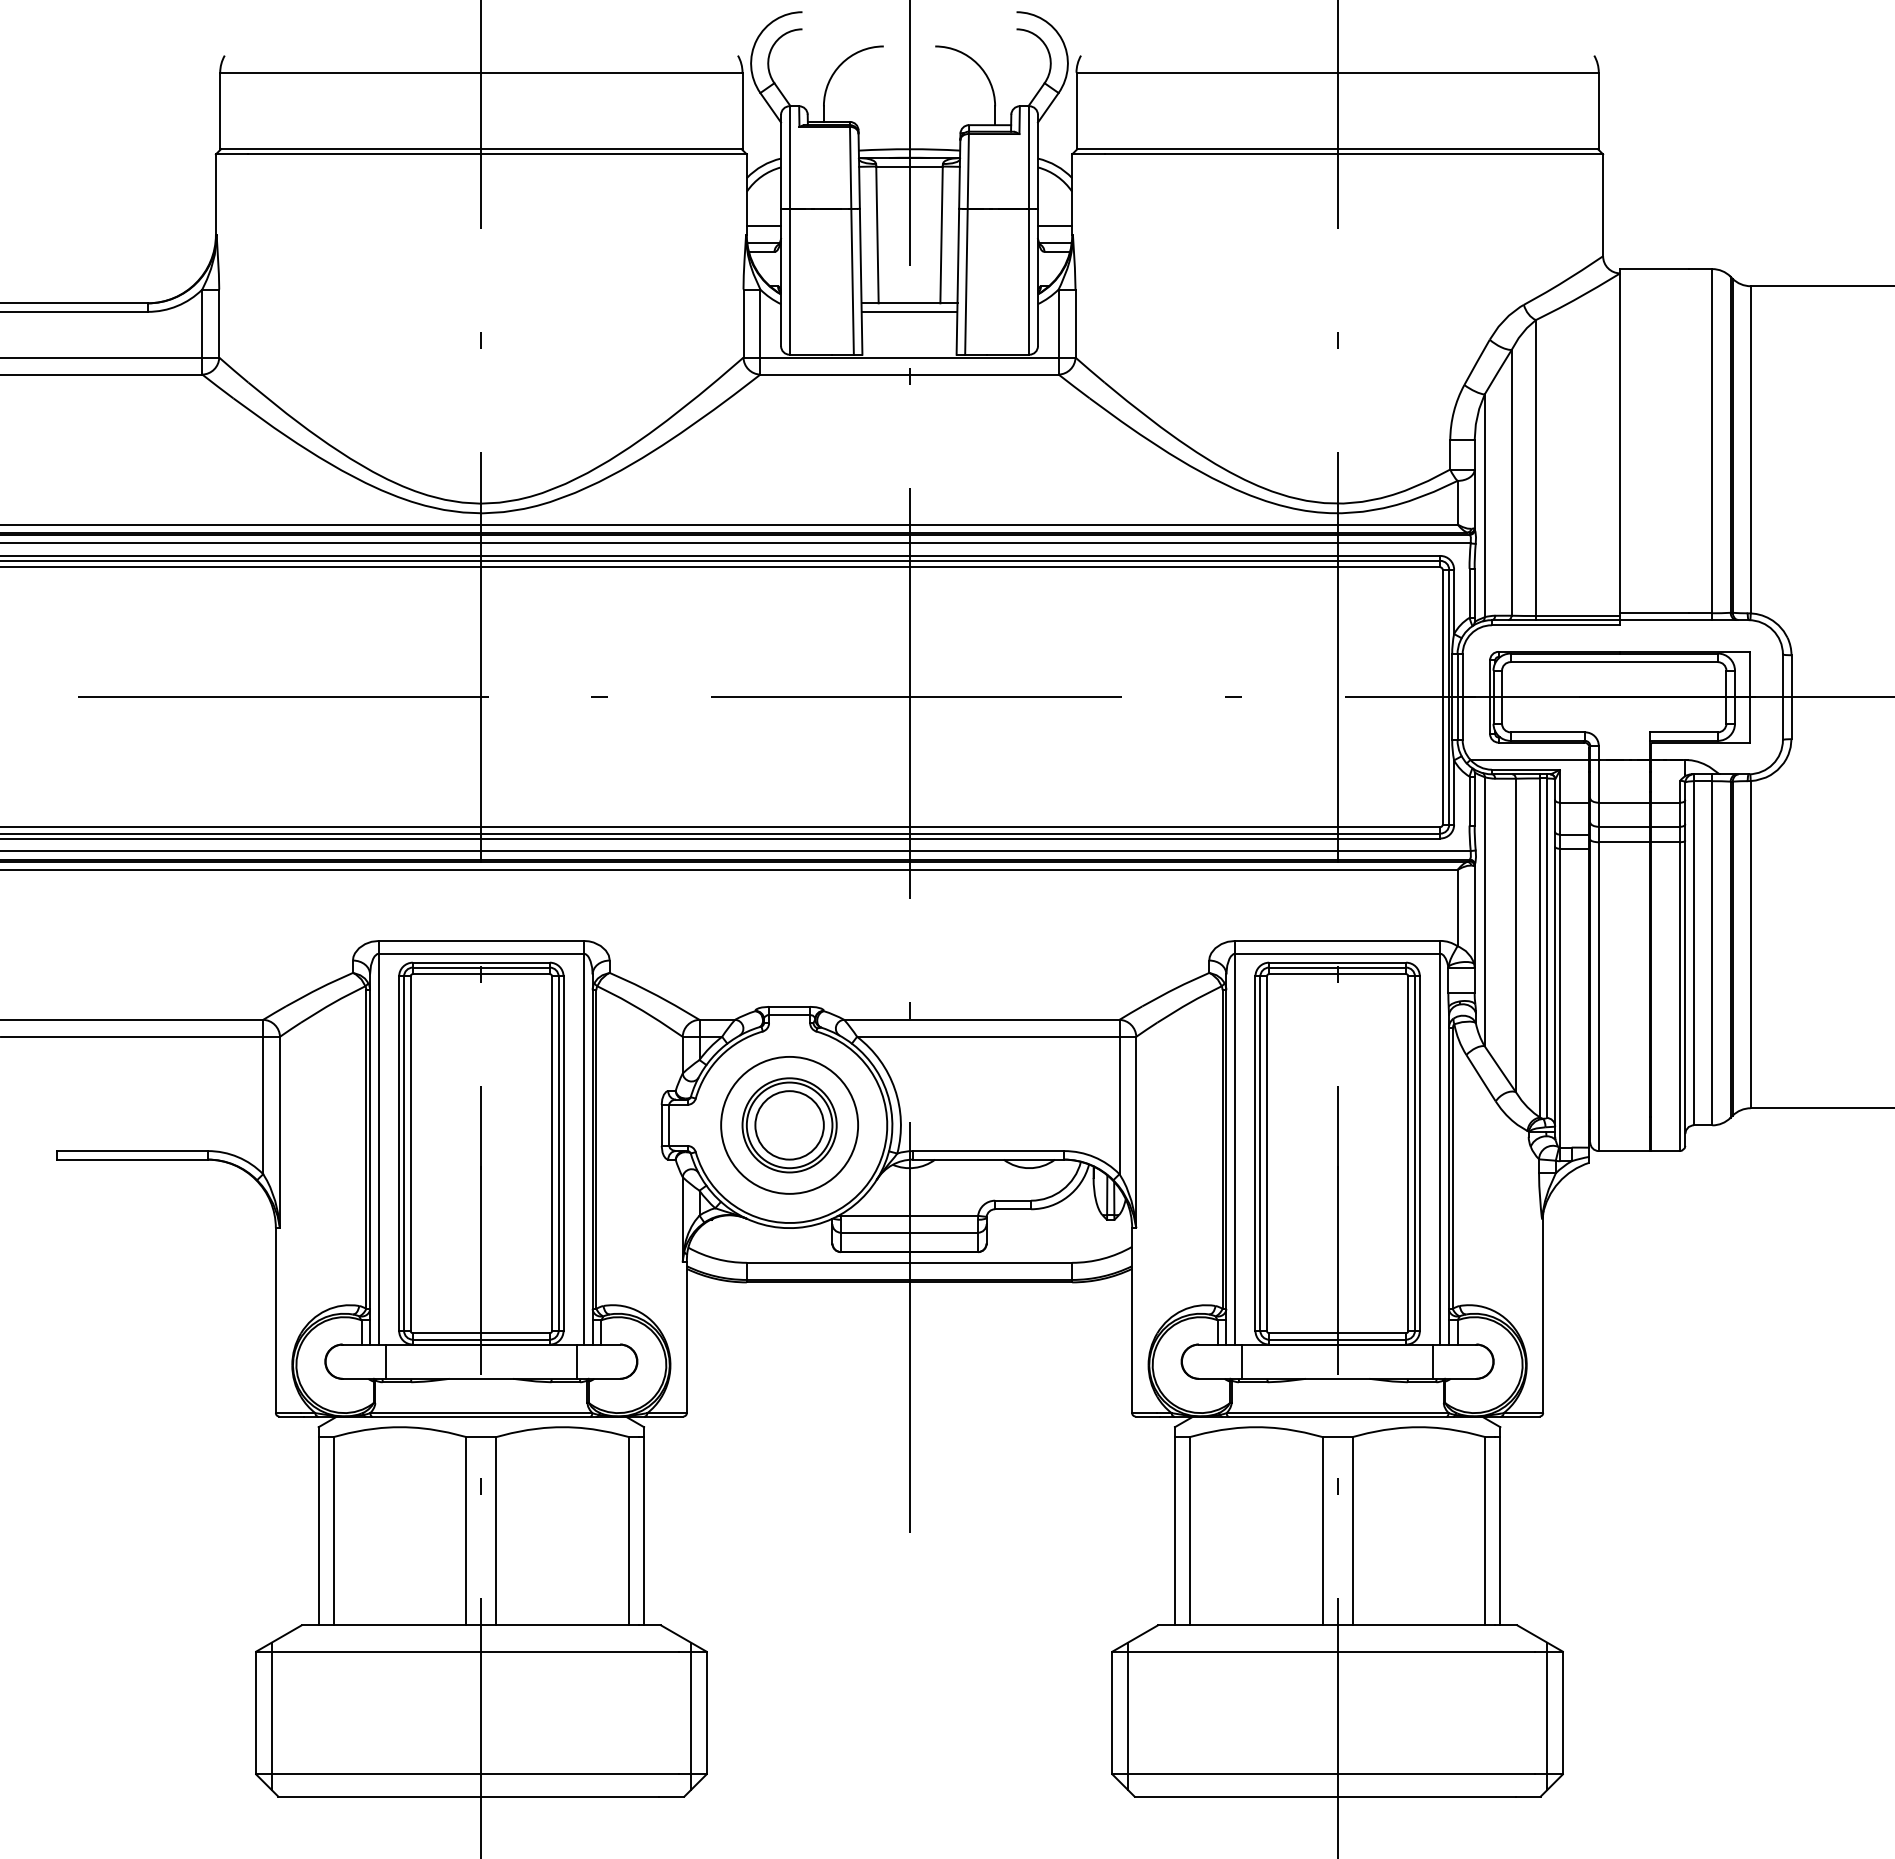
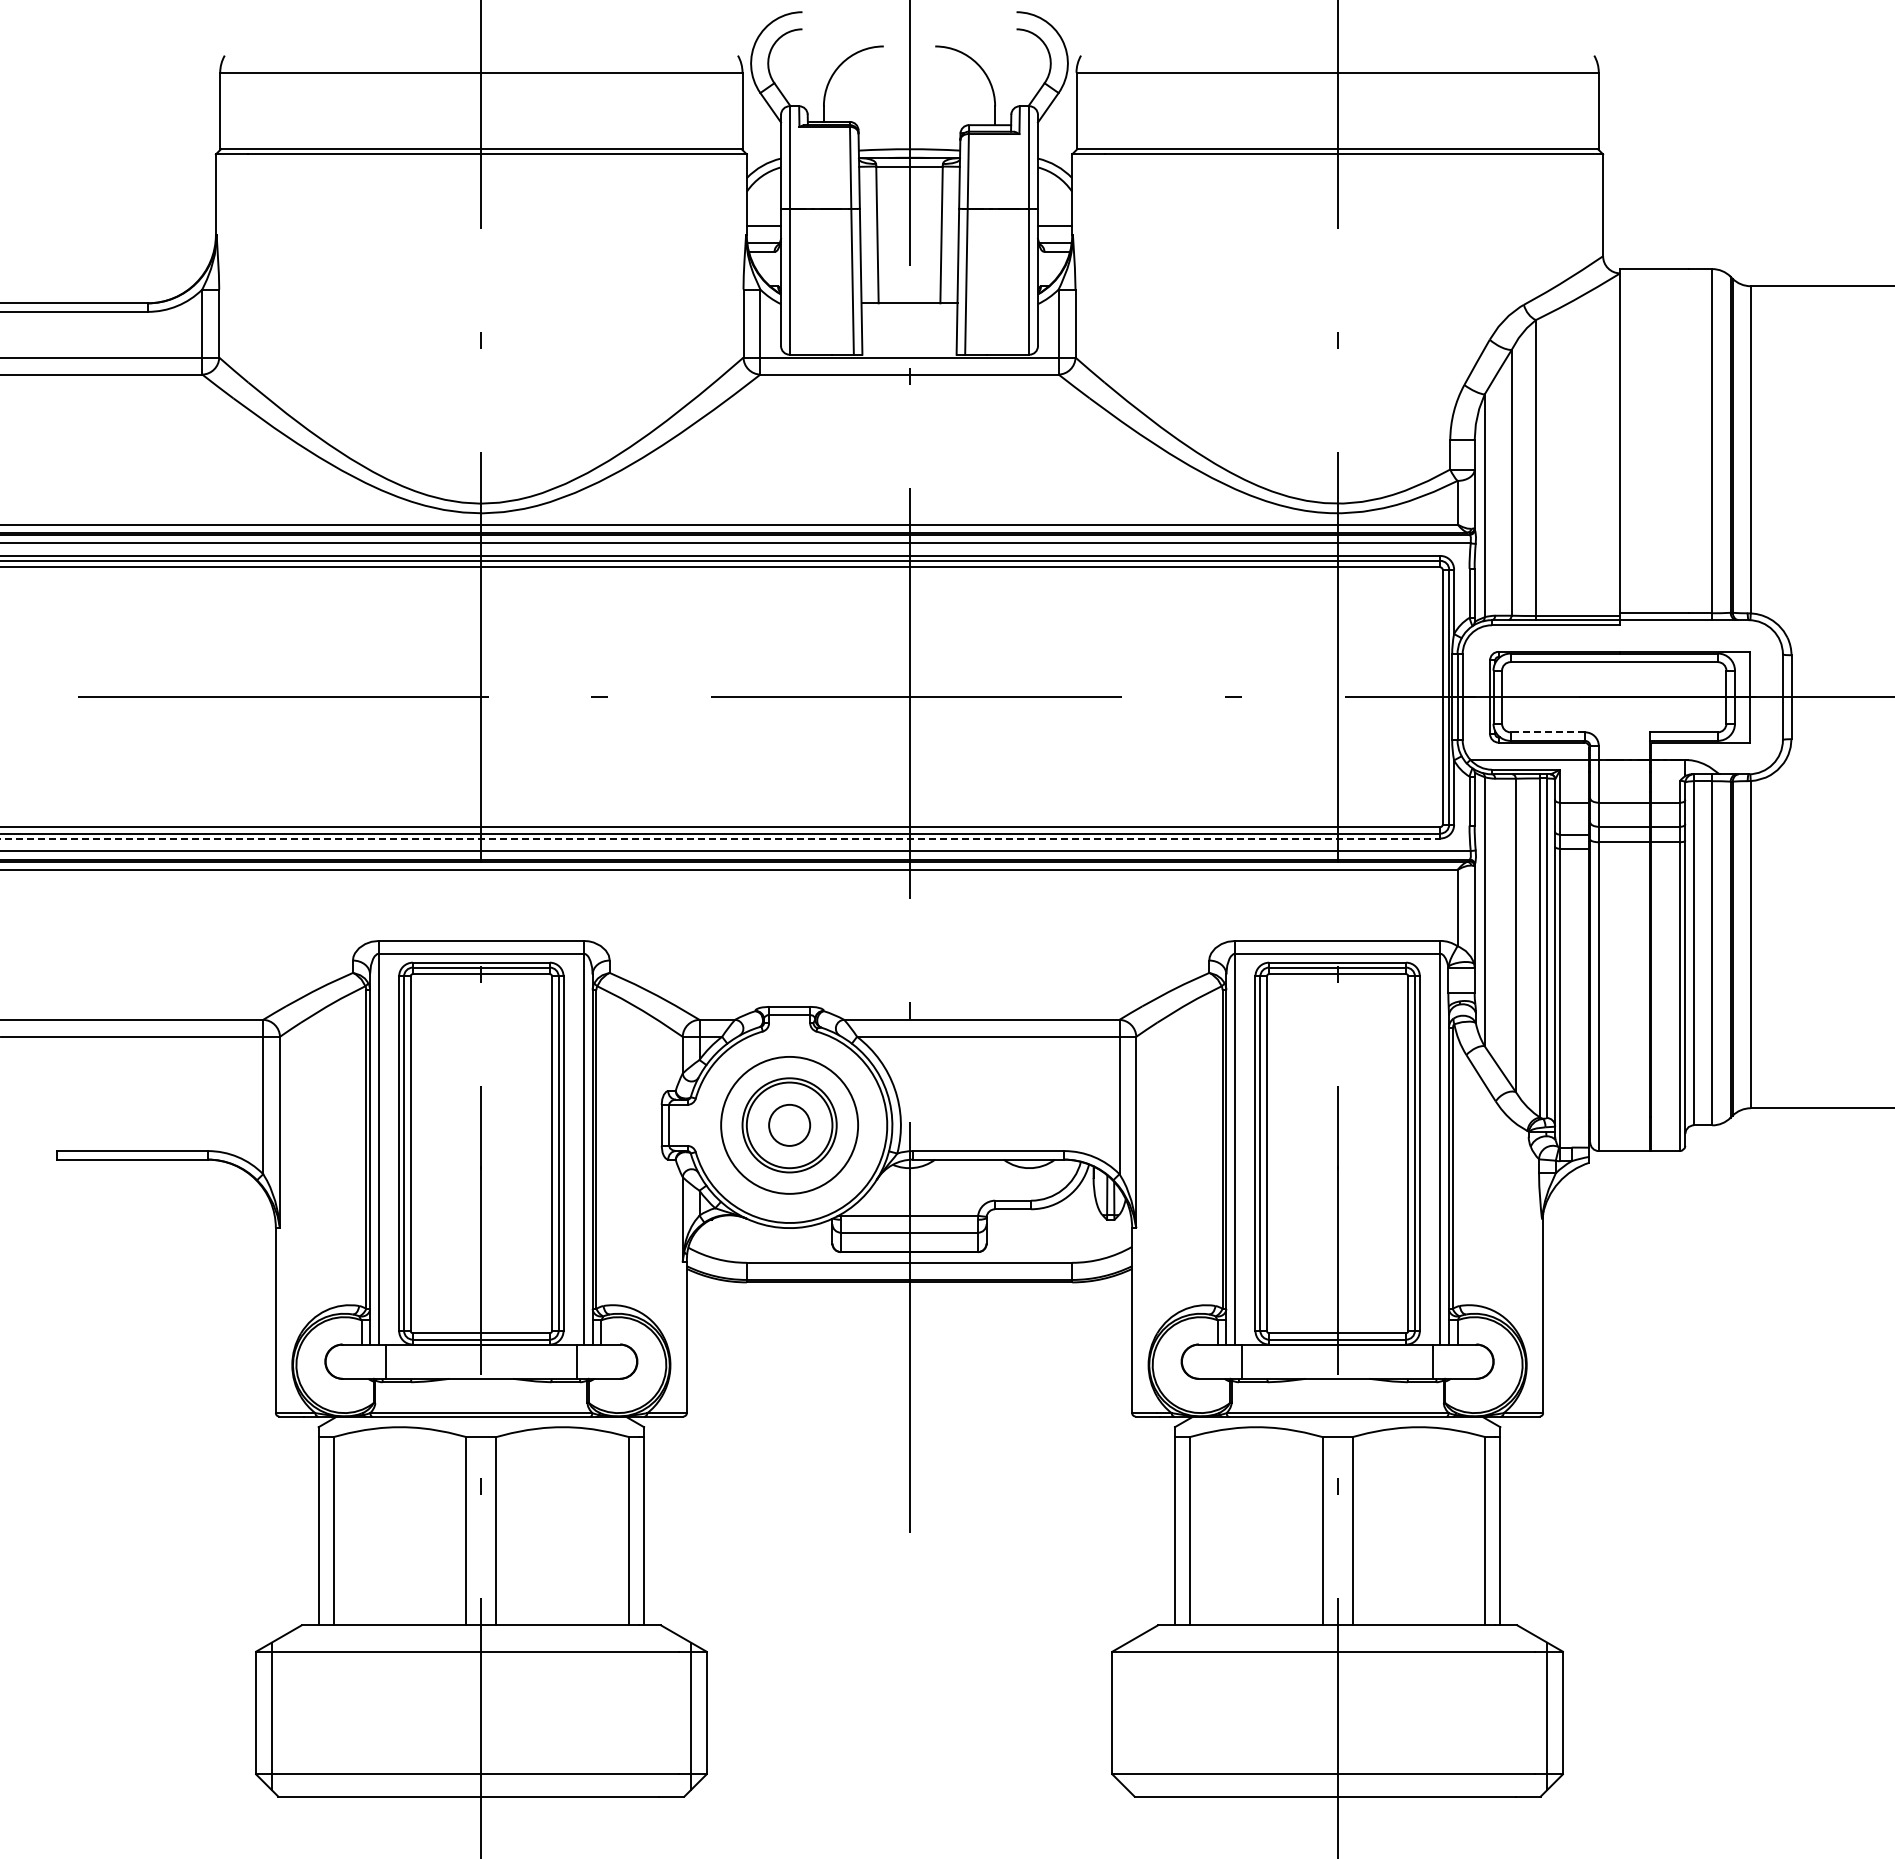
line: present -> none (909, 311)
line: solid -> dashed (1547, 732)
line: solid -> dashed (720, 838)
circle diameter: 69 px -> 41 px (789, 1124)
line: present -> none (1127, 1715)
